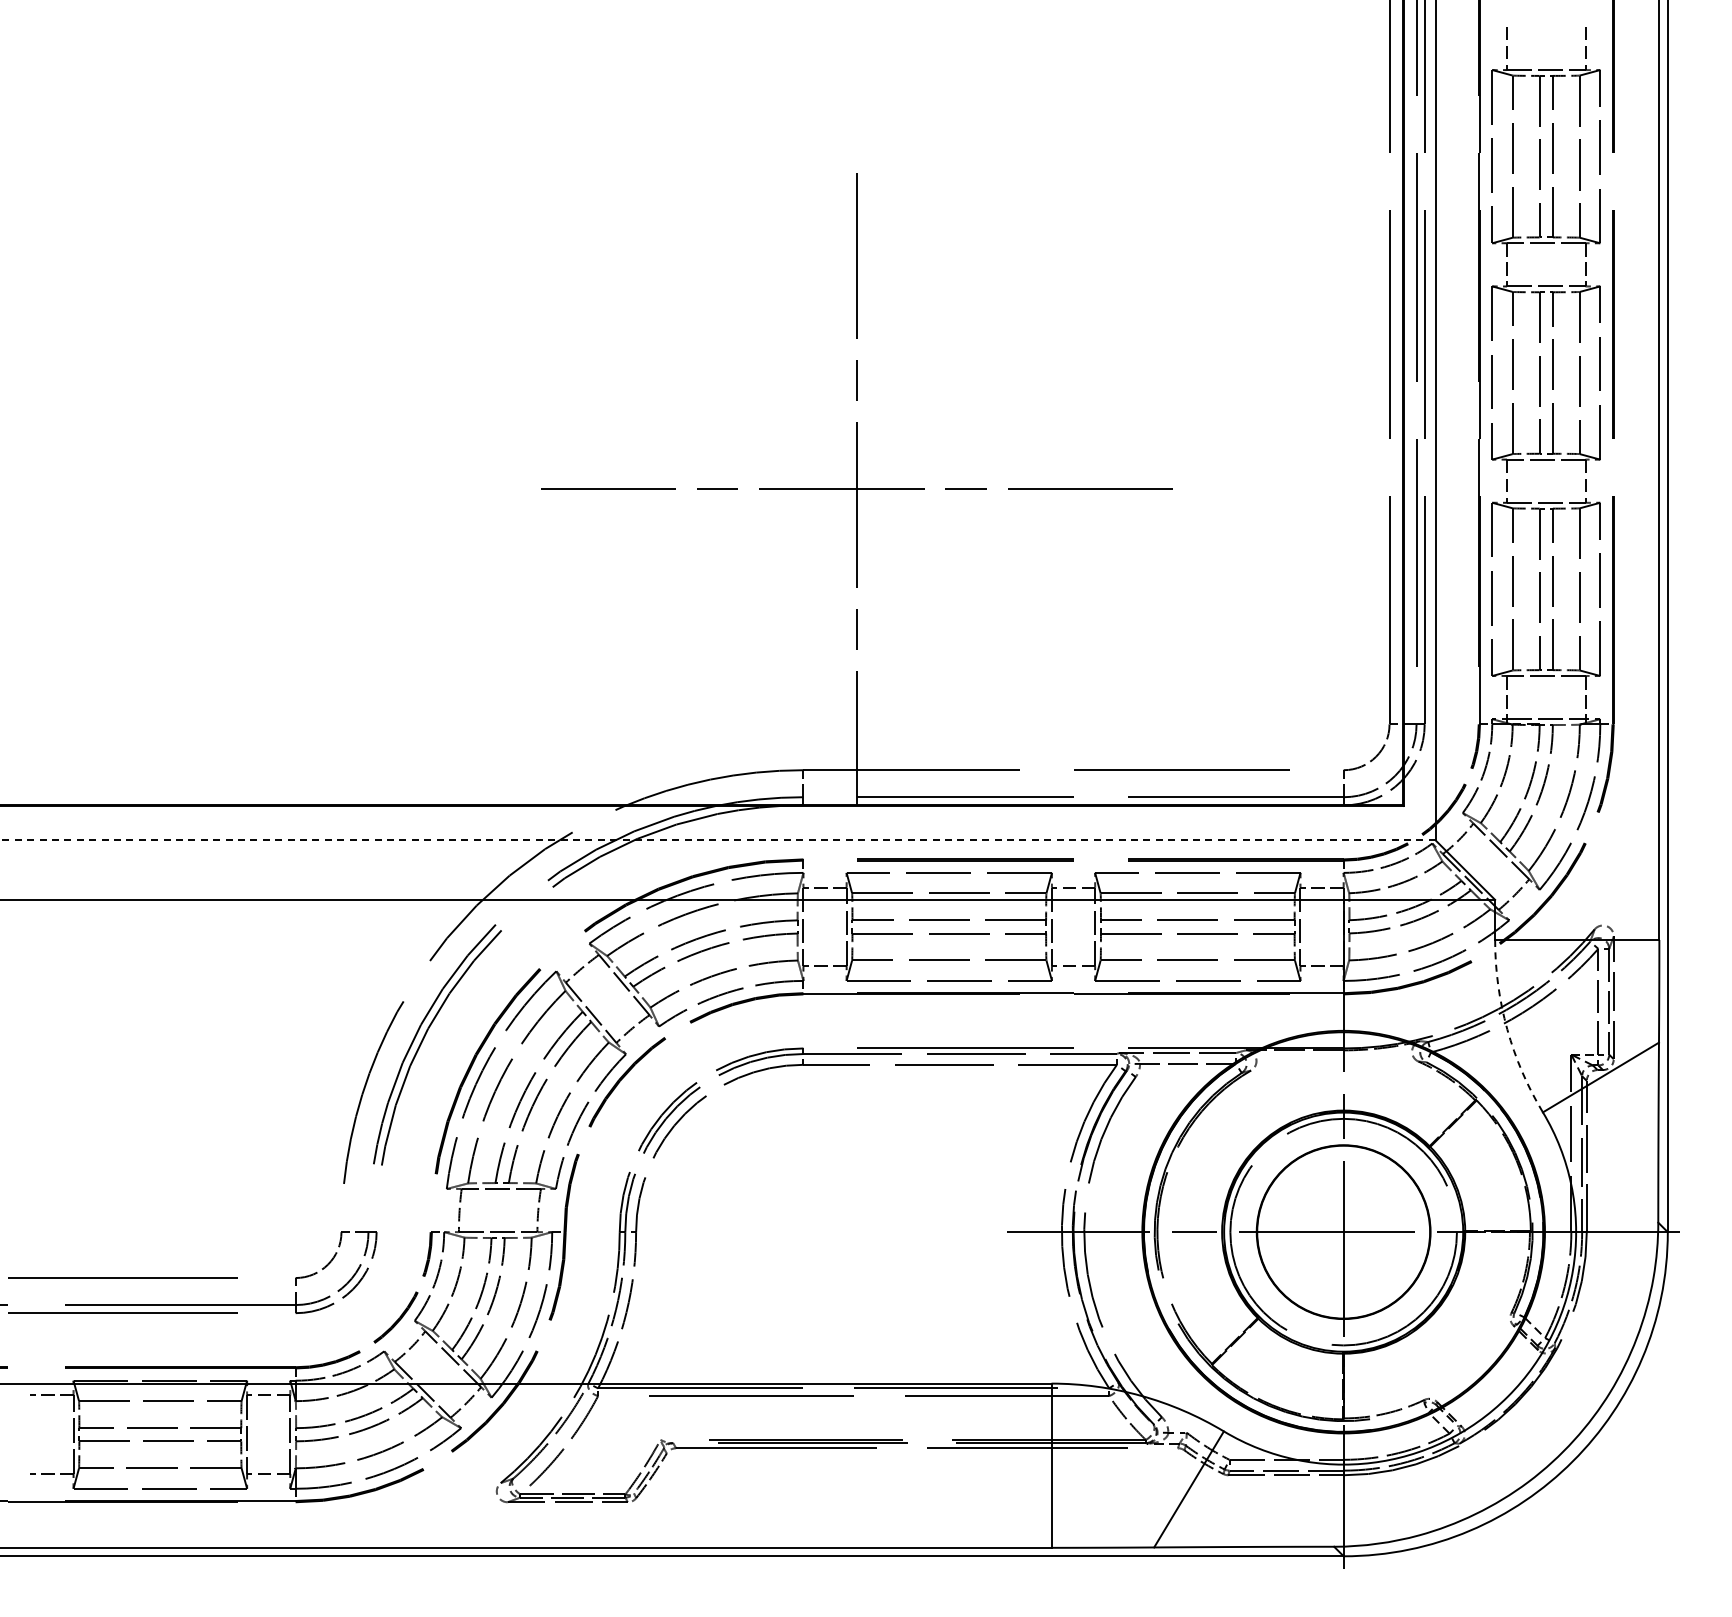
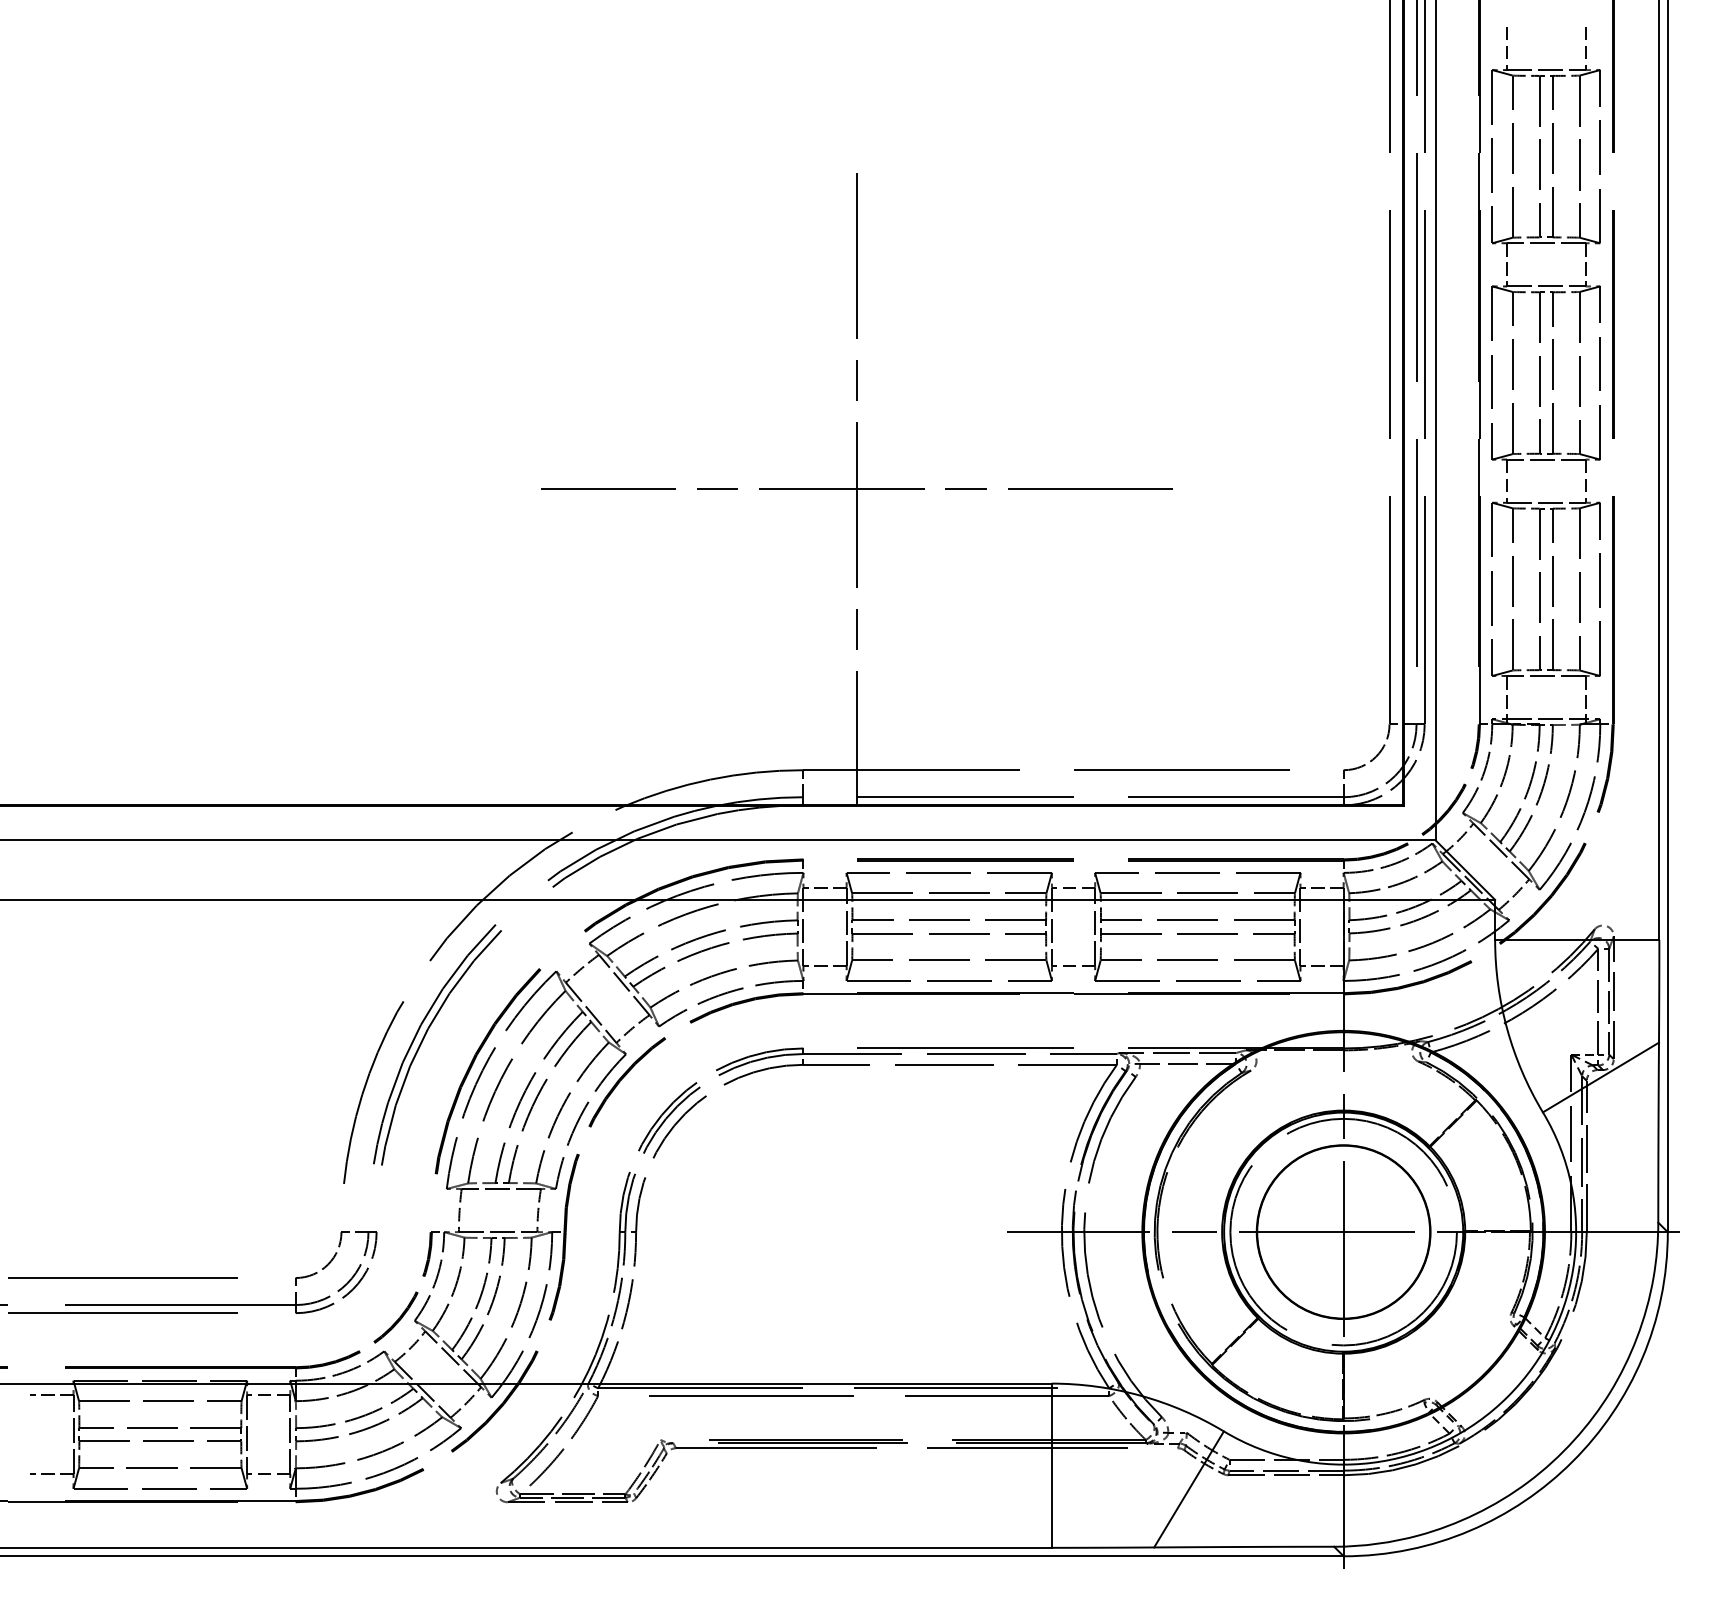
line: dashed -> solid (717, 840)
arc: dashed -> solid (1507, 1029)
